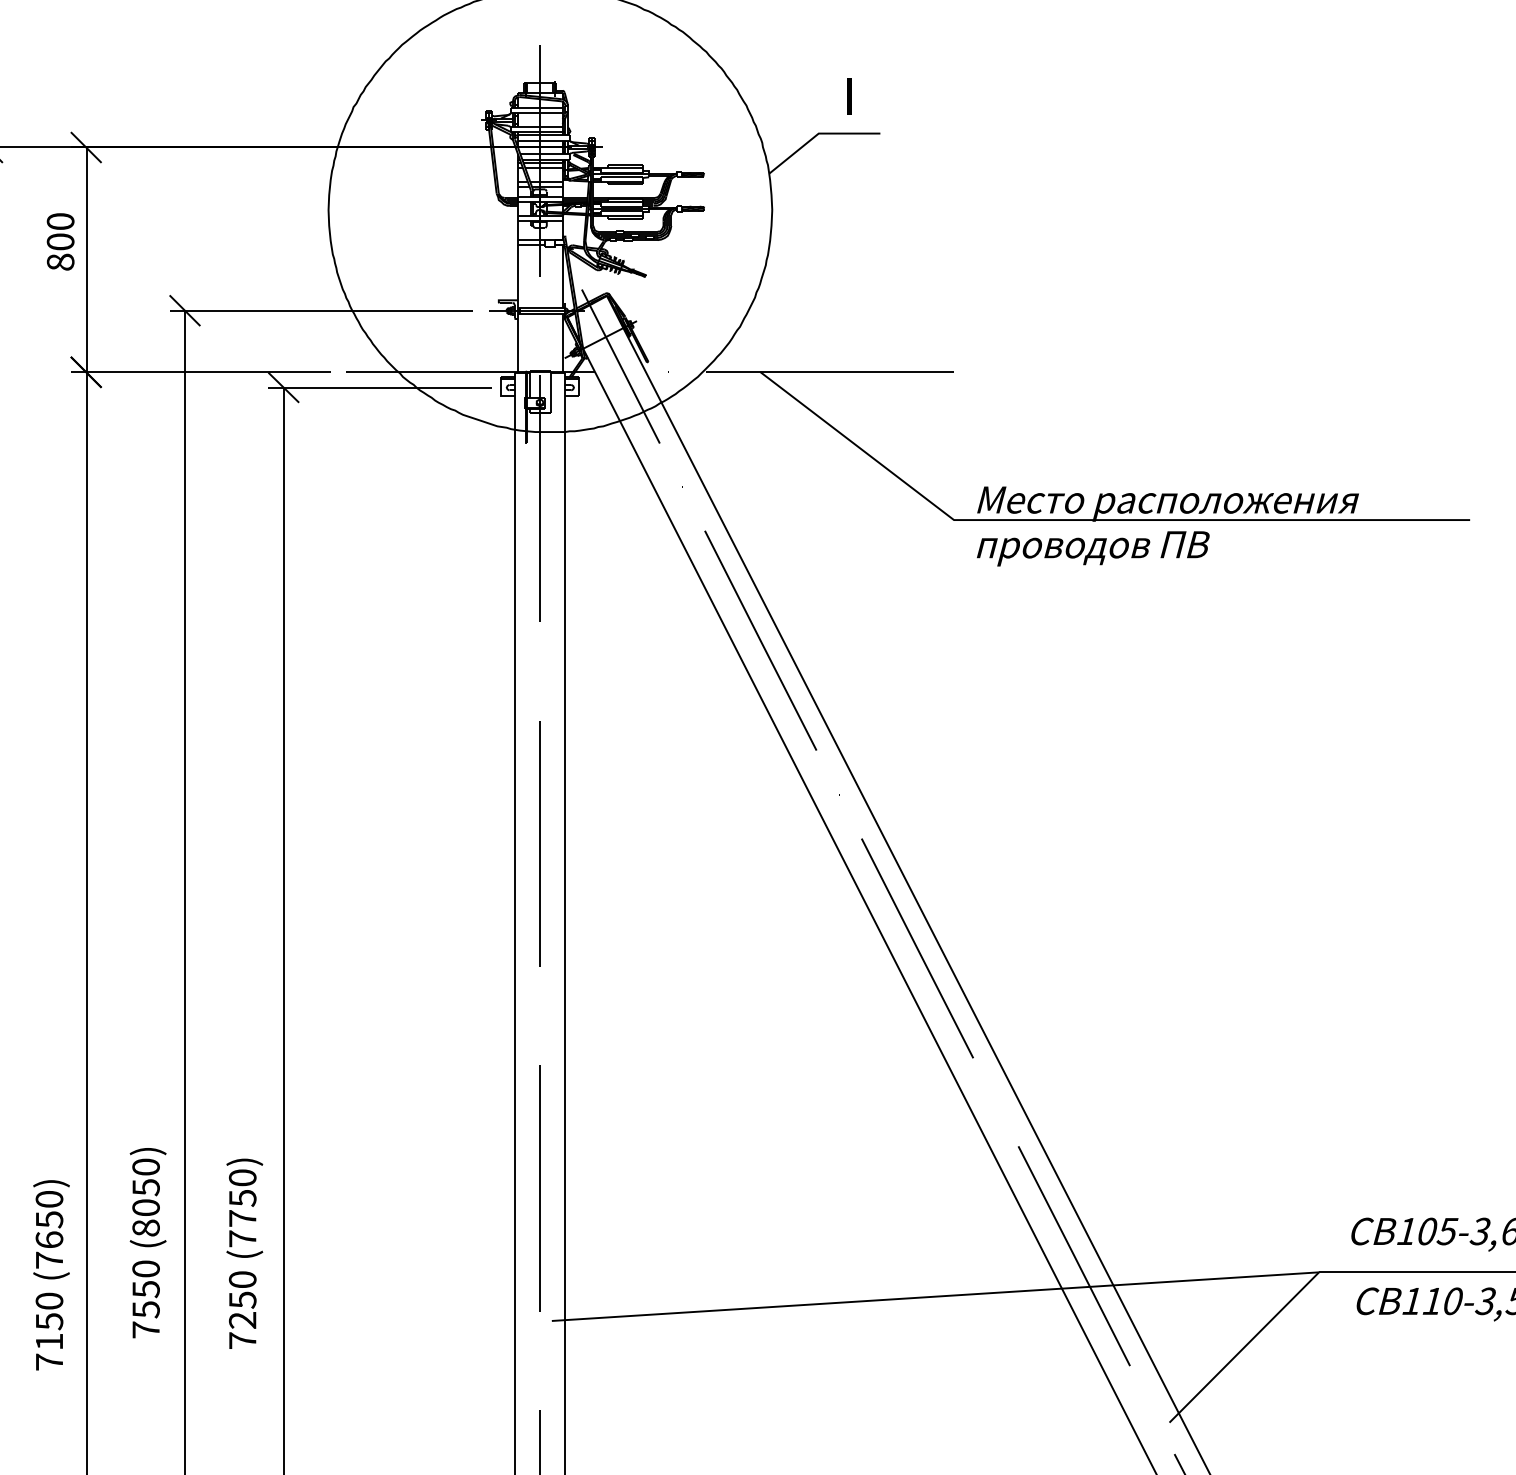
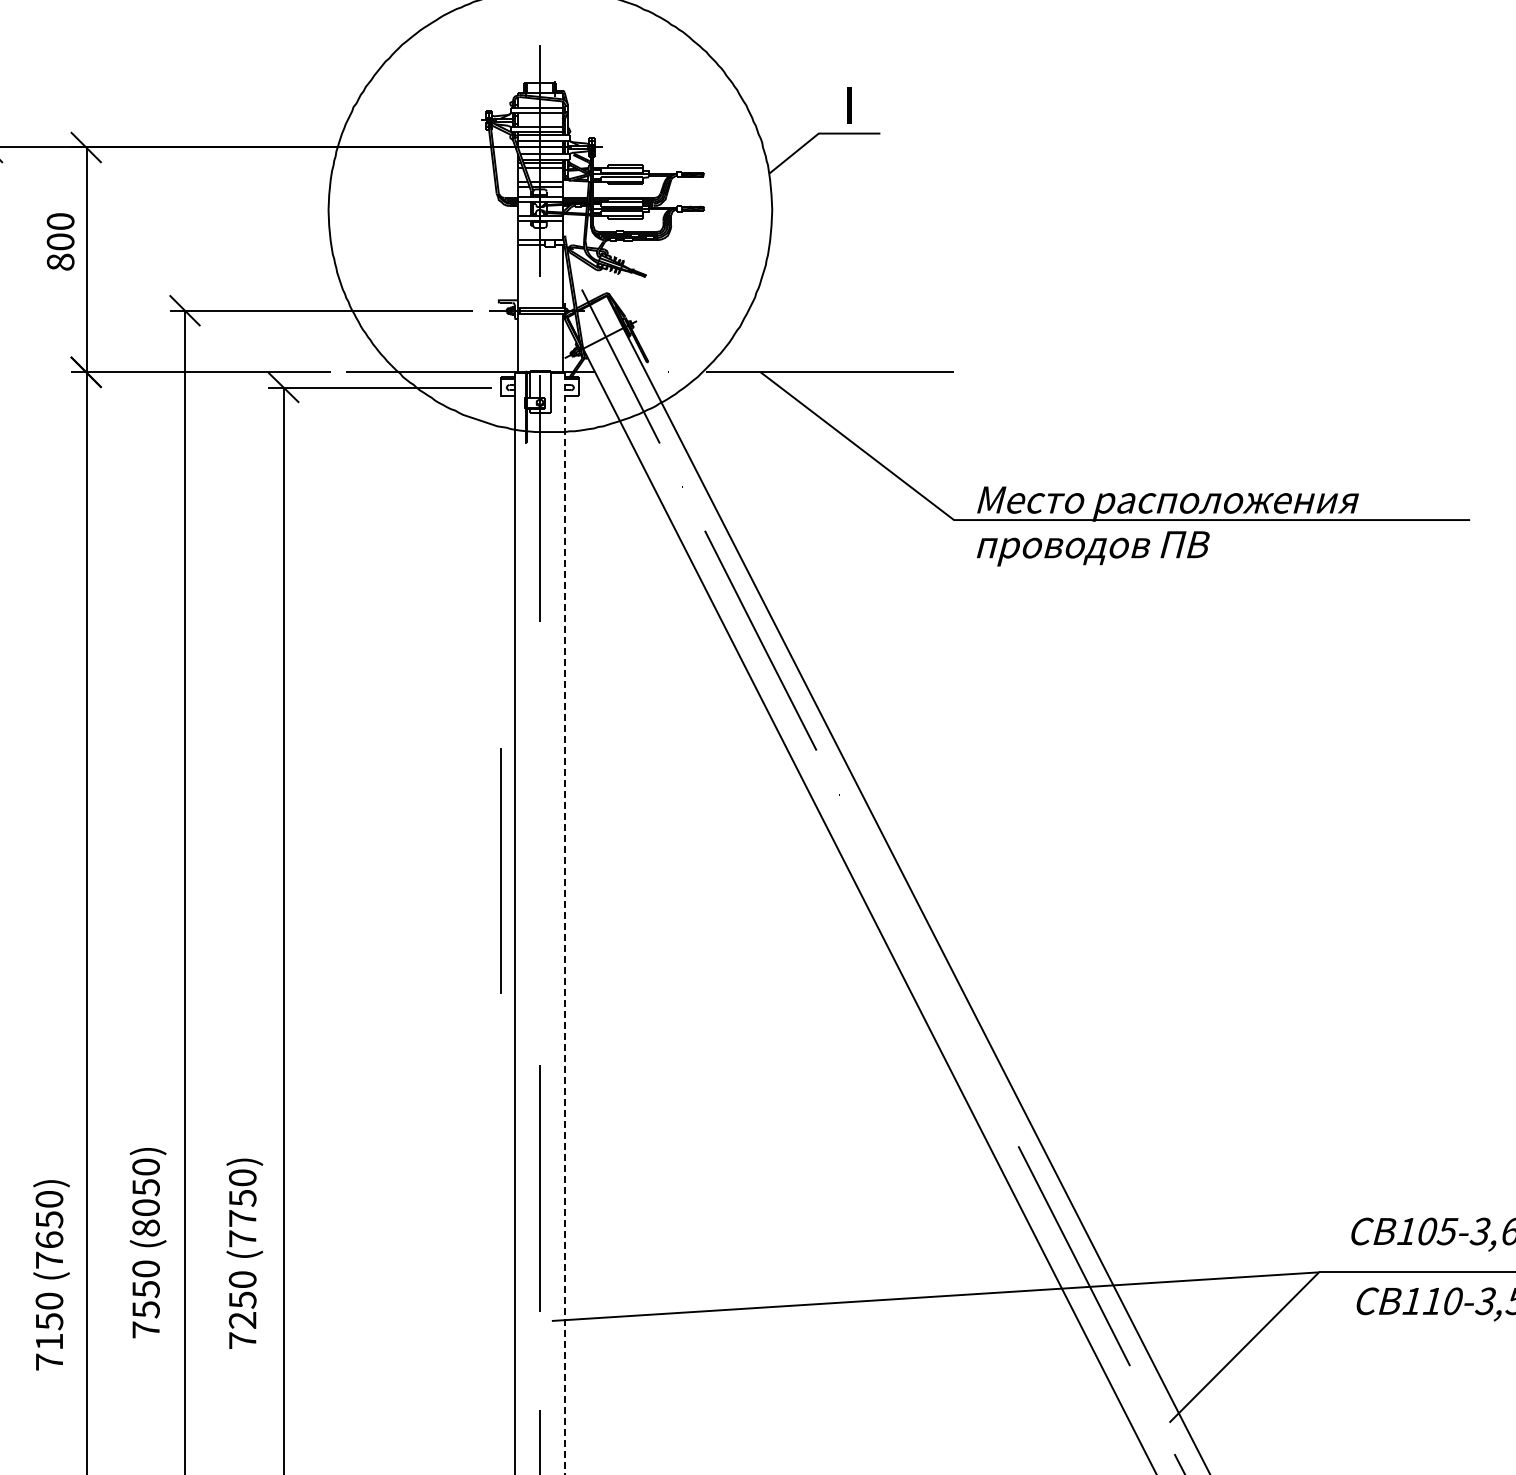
line position: (849, 96) -> (849, 105) (849, 105)
line position: (539, 843) -> (500, 870) (500, 870)
line: solid -> dashed (565, 924)
line: present -> none (917, 948)
